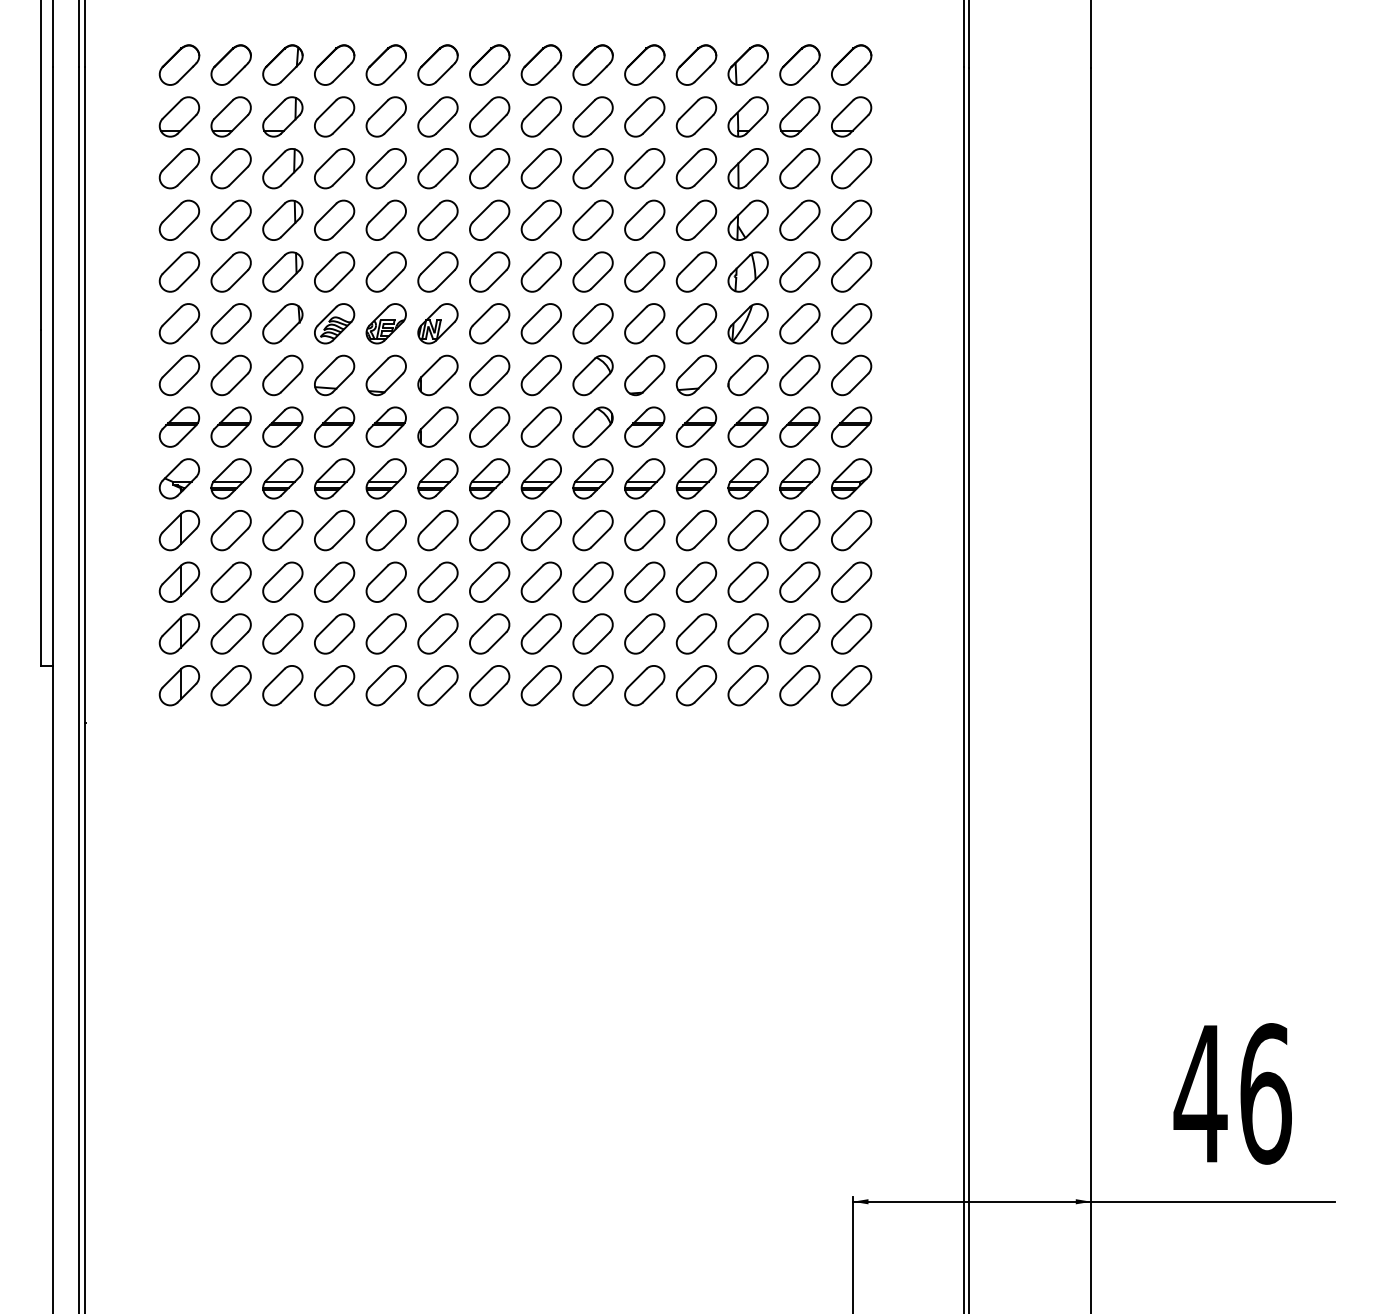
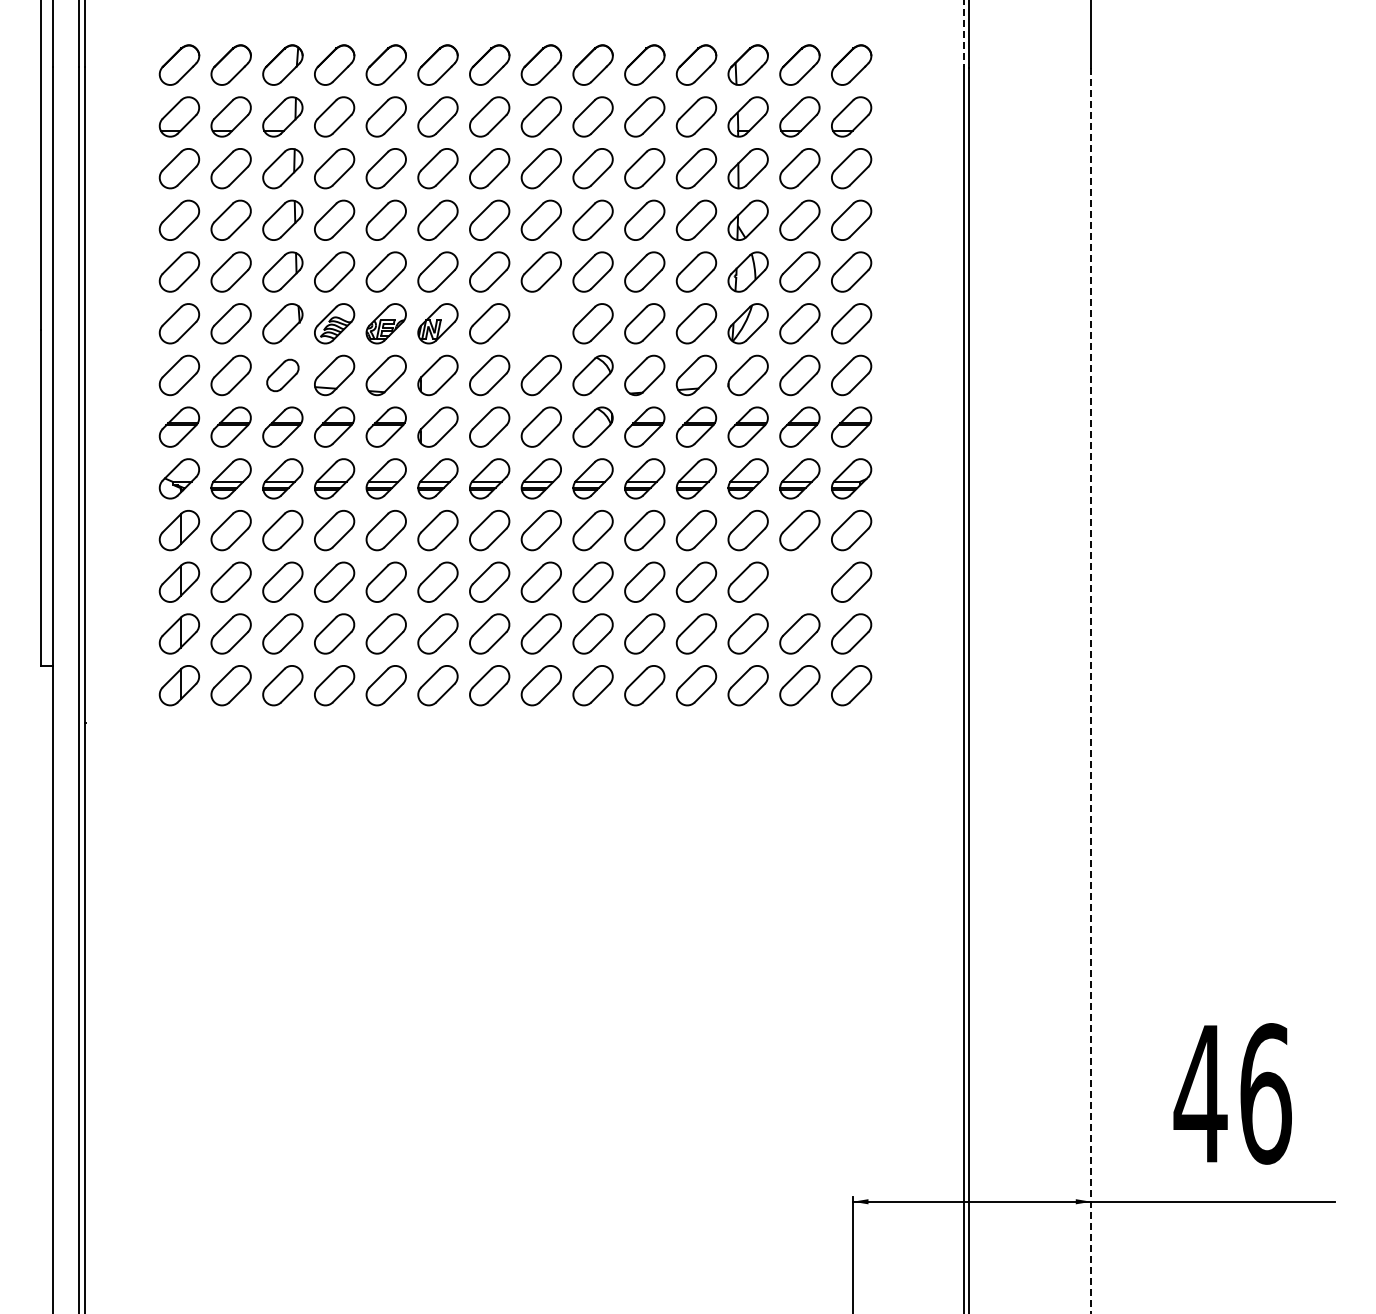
line: solid -> dashed (964, 33)
part: present -> none (540, 323)
part size: 42x43 px -> 34x35 px (282, 375)
part: present -> none (799, 581)
line: solid -> dashed (1091, 690)
